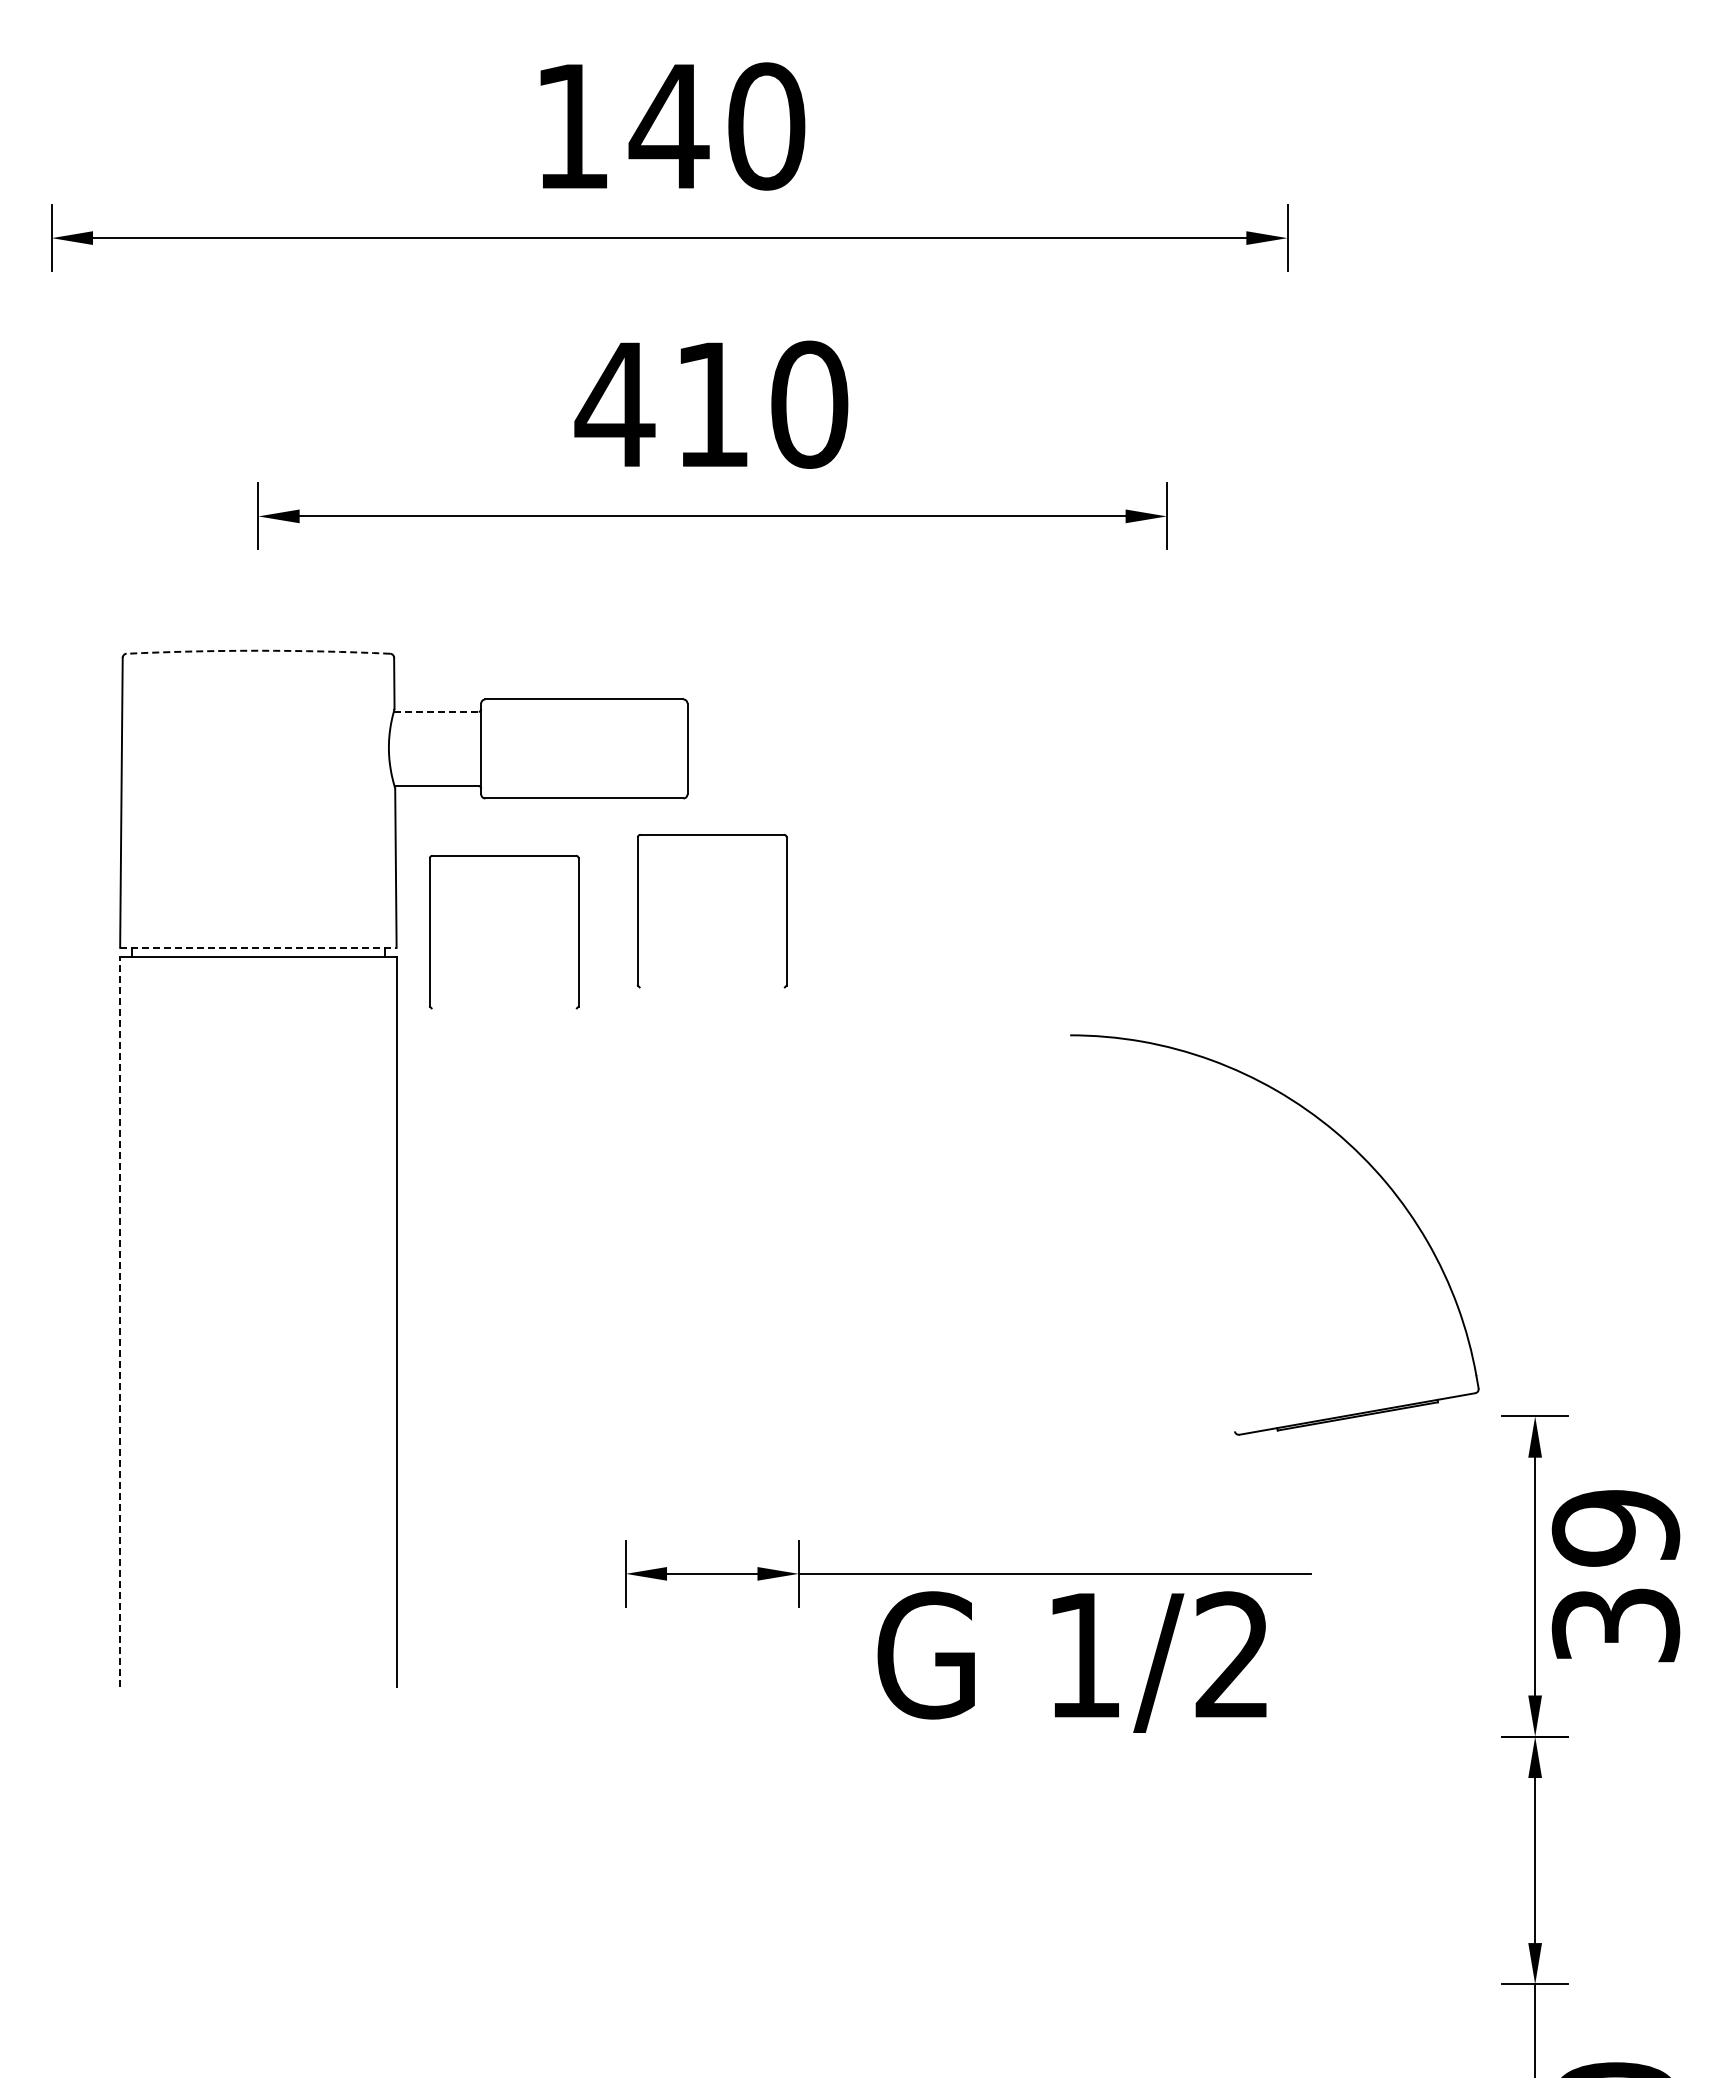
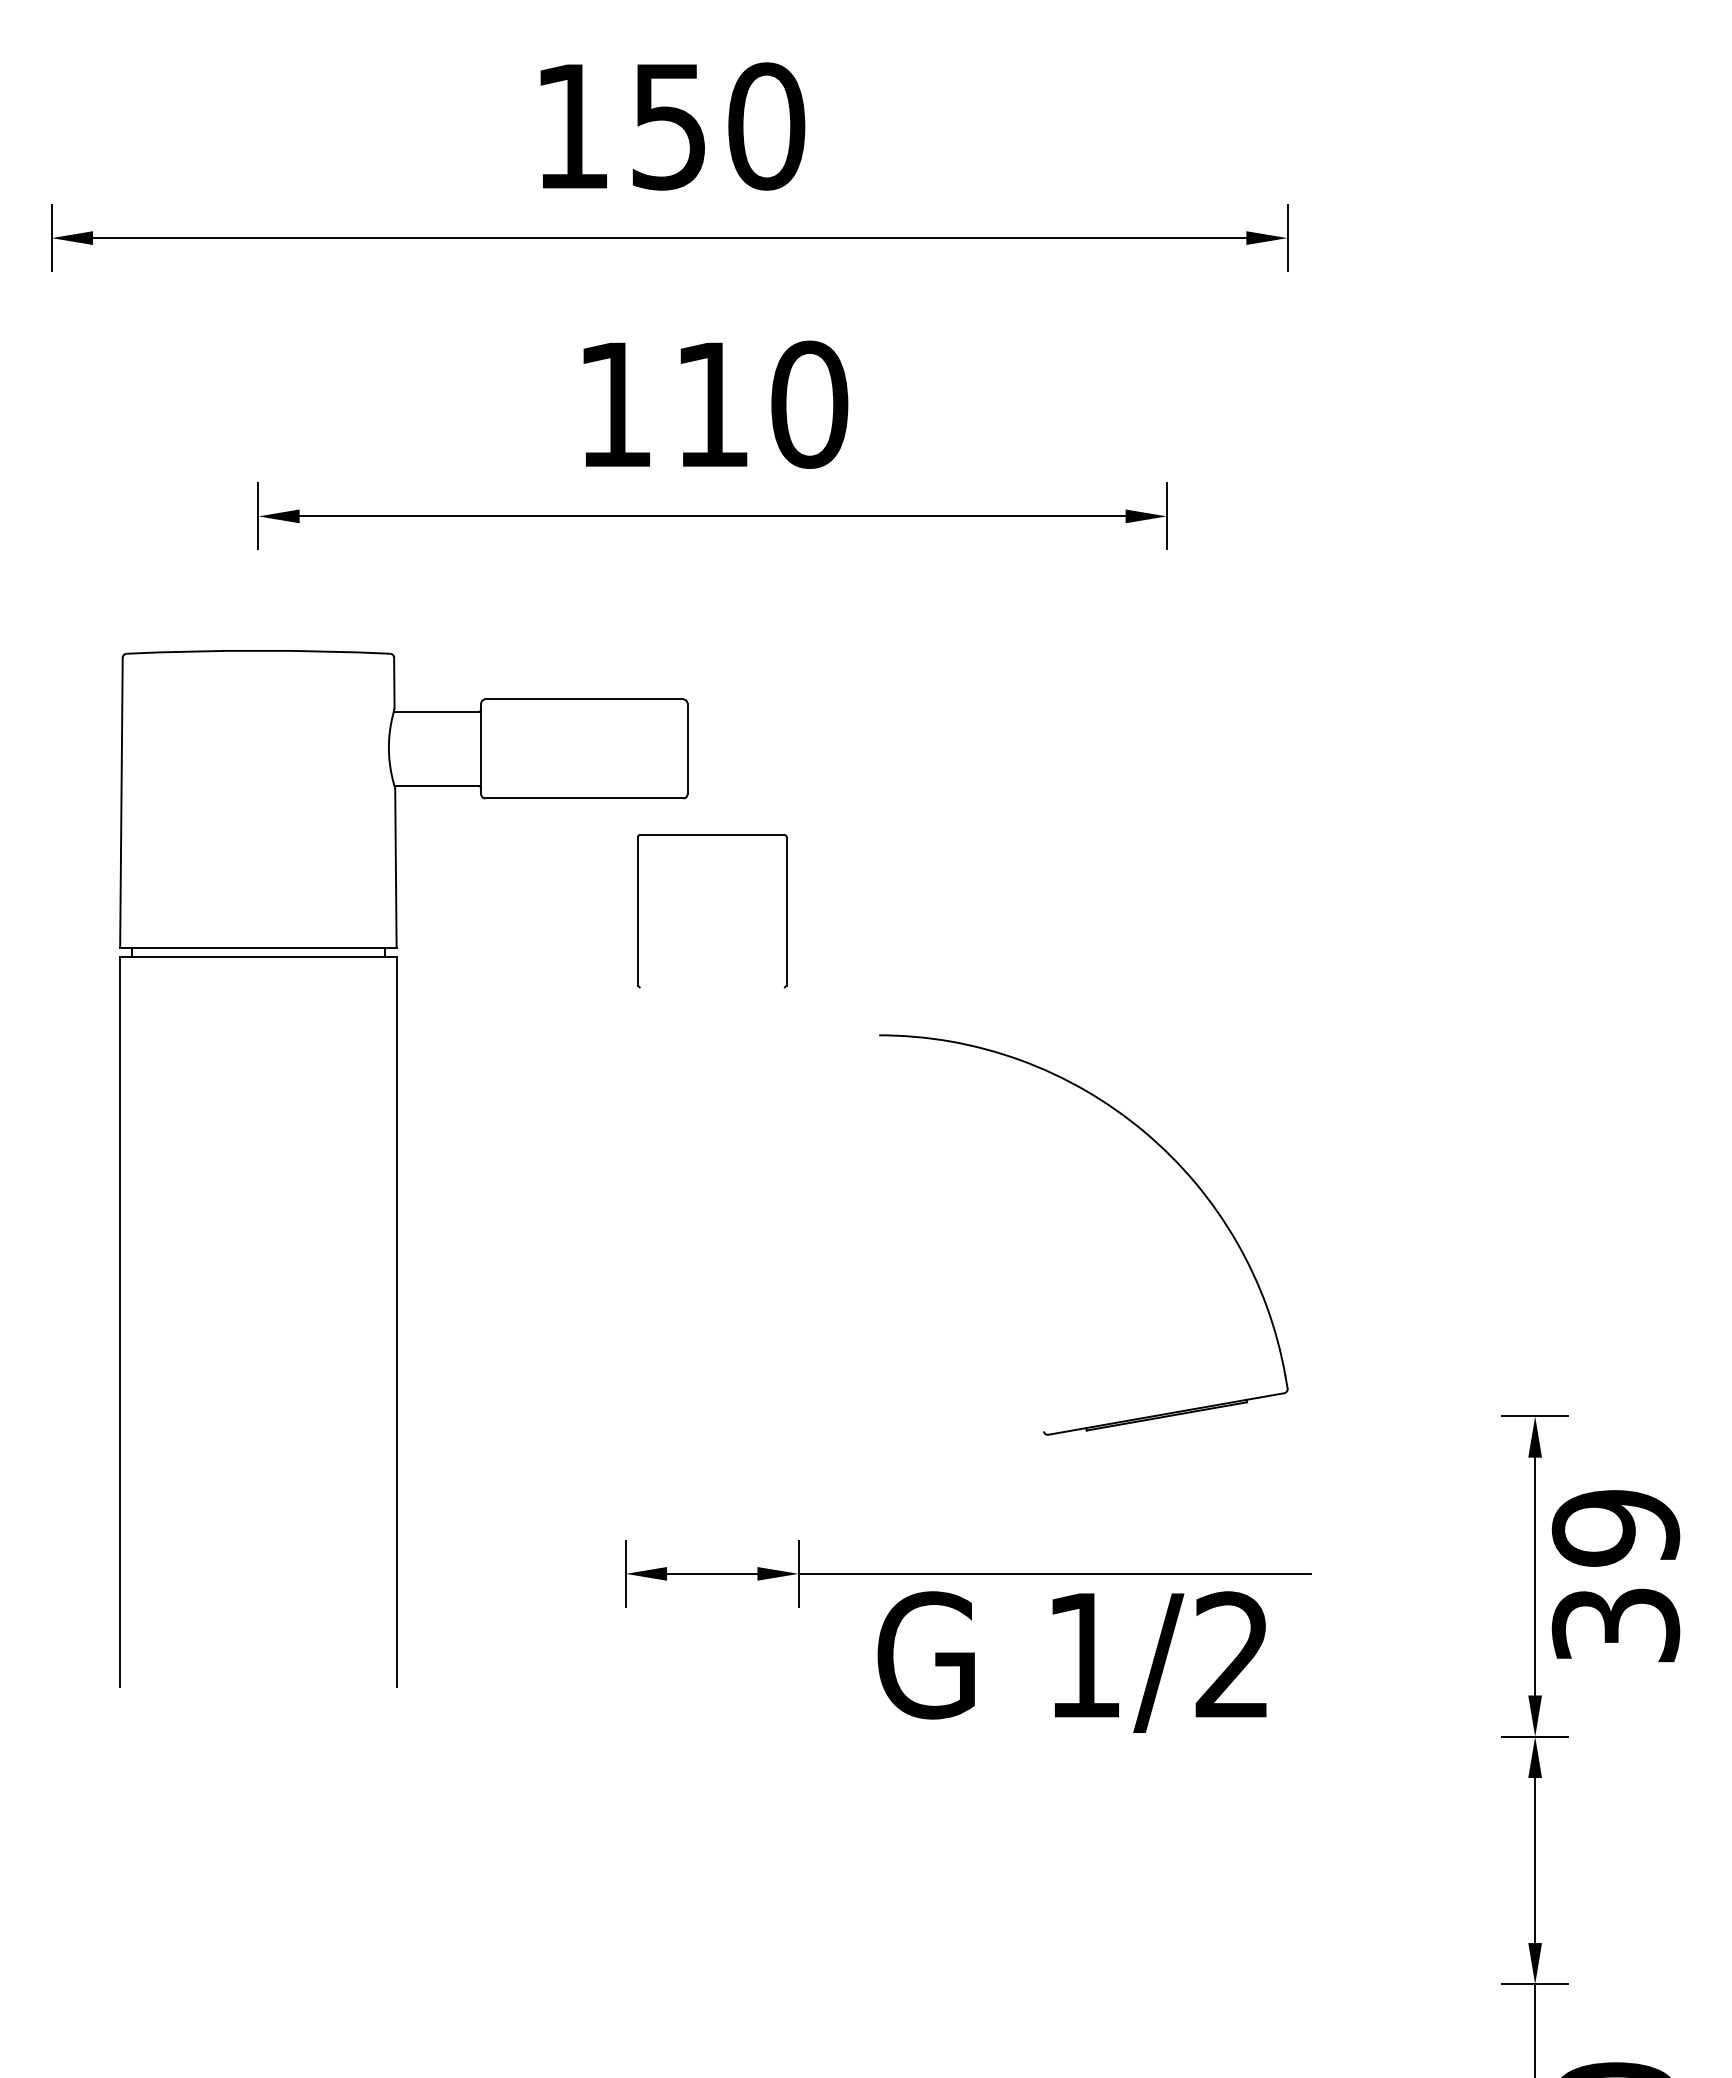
text: 140 -> 150 (668, 127)
text: 410 -> 110 (614, 404)
arc: dashed -> solid (258, 650)
line: dashed -> solid (436, 711)
part: present -> none (430, 932)
line: dashed -> solid (258, 947)
part position: (1356, 1152) -> (1165, 1152) (1165, 1152)
line: dashed -> solid (120, 1321)
